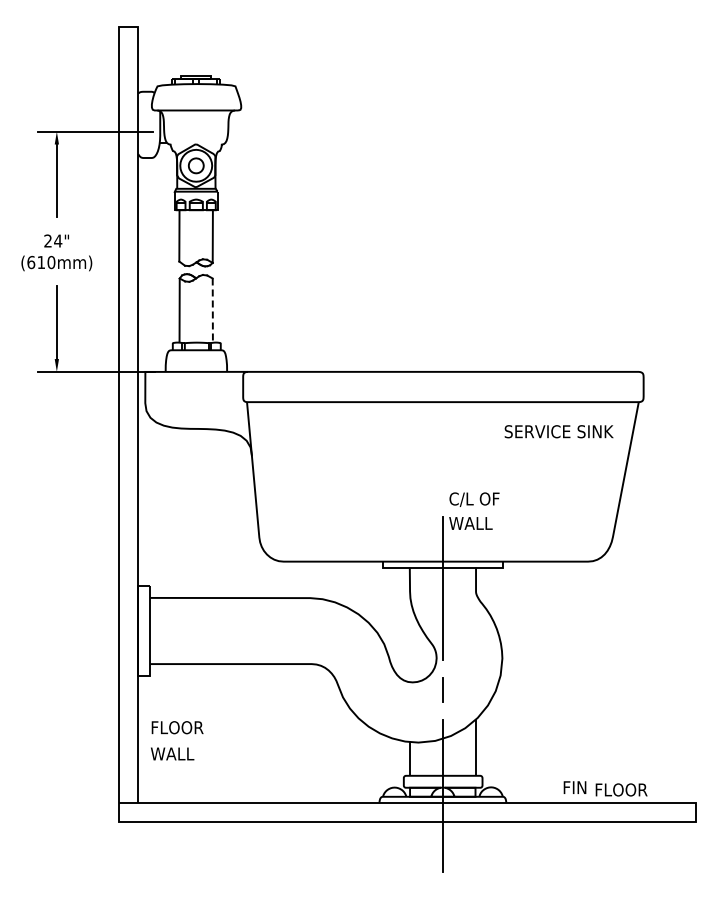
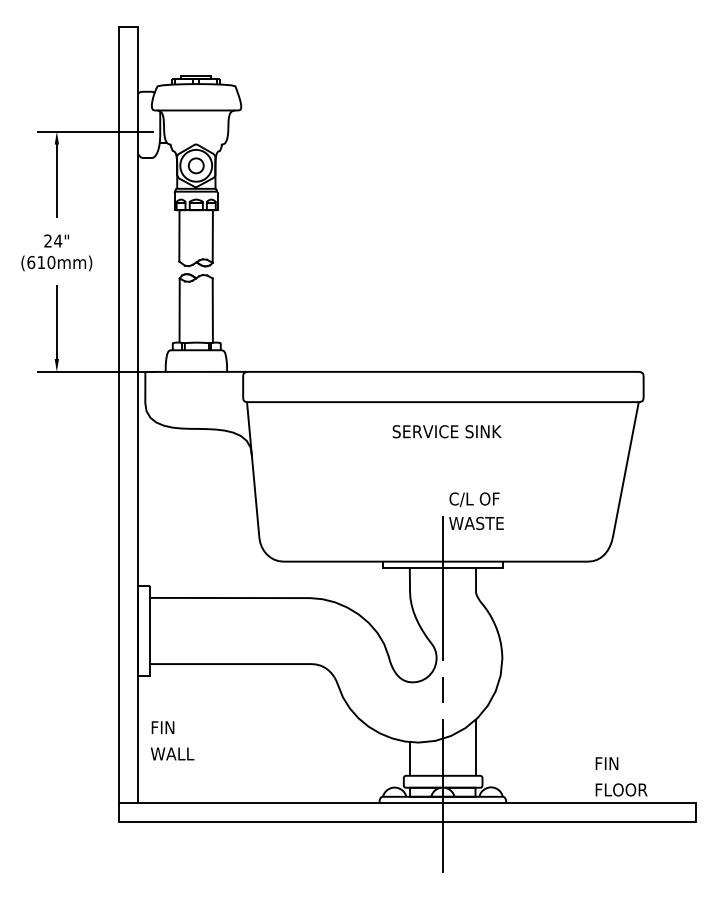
line: dashed -> solid (212, 311)
text position: (558, 431) -> (446, 431) (446, 431)
text: WALL -> WASTE (489, 523)
text: FLOOR -> FIN (182, 727)
text position: (574, 787) -> (606, 763) (606, 763)
